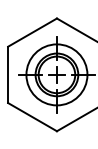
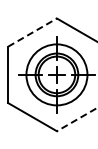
line: solid -> dashed (32, 32)
line: solid -> dashed (76, 119)
